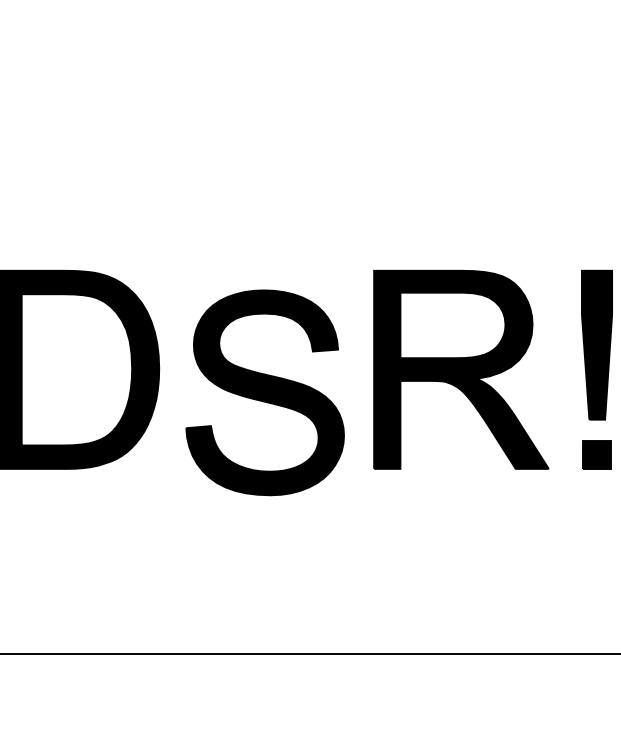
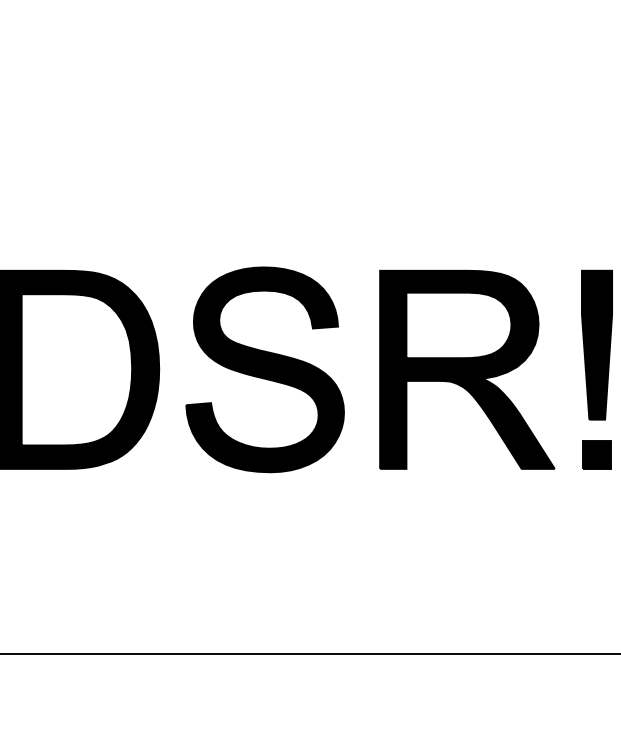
part position: (461, 369) -> (467, 369) (467, 369)
part position: (264, 392) -> (264, 369) (264, 369)
